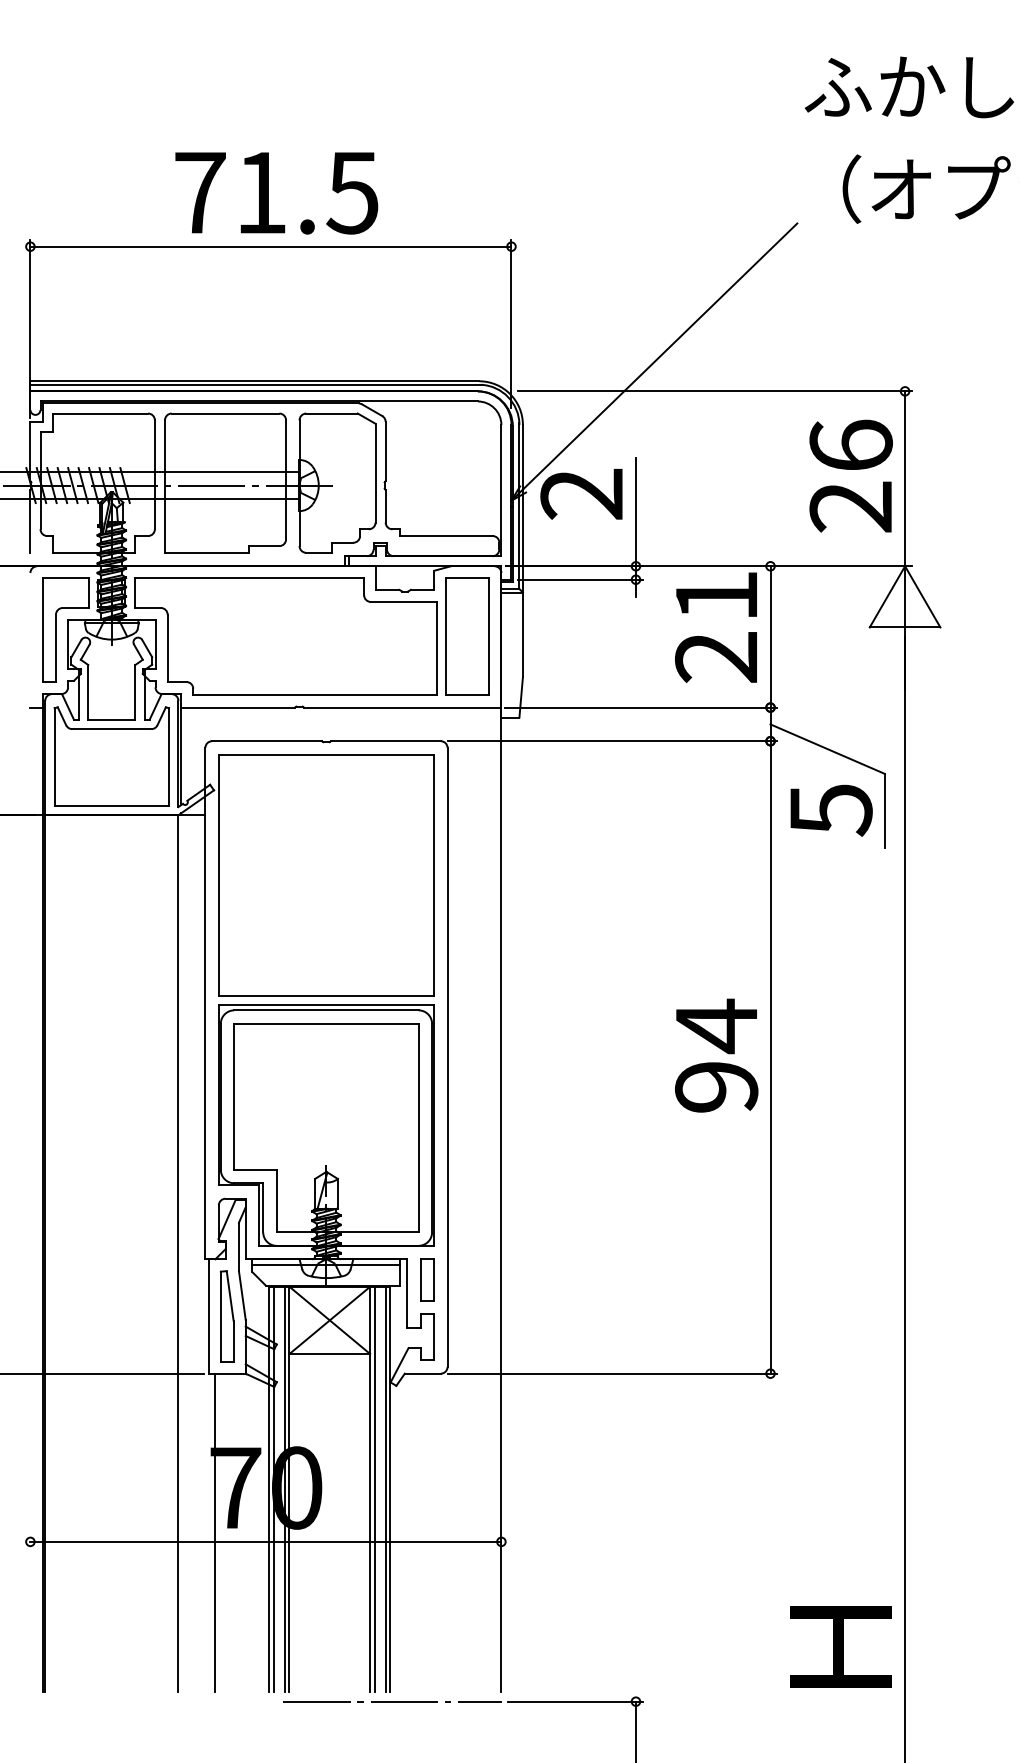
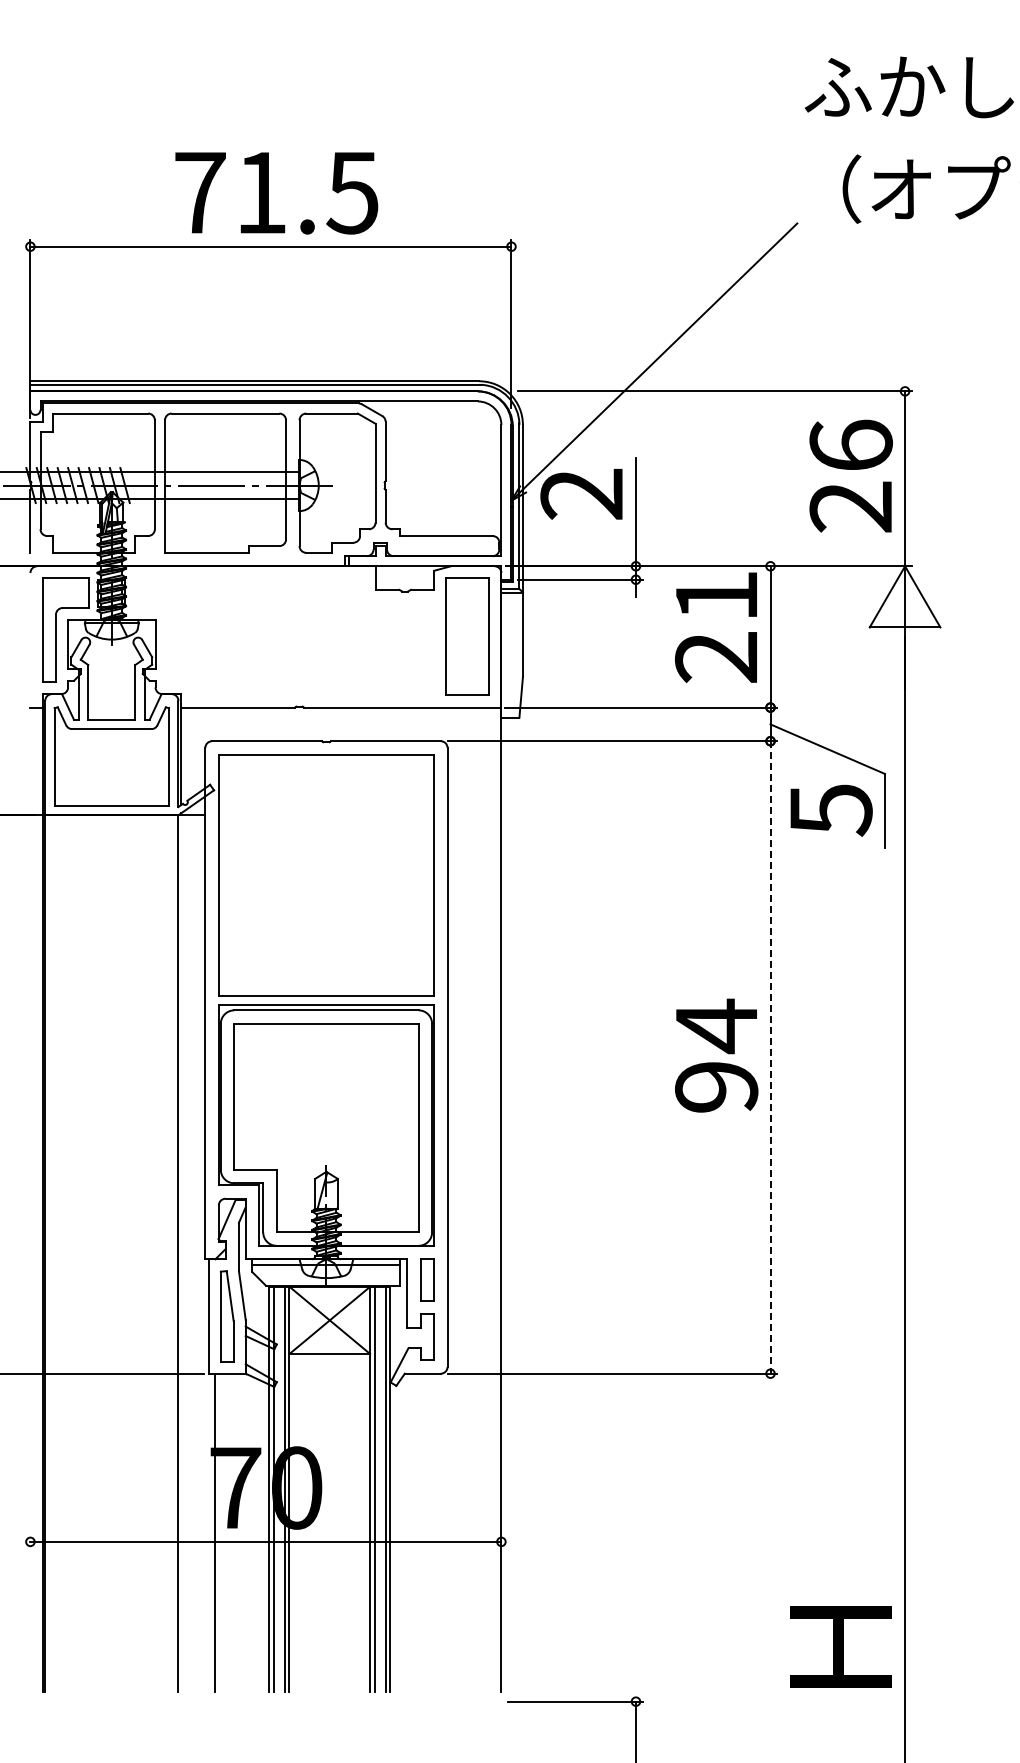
part: present -> none (285, 636)
line: solid -> dashed (770, 1057)
line: present -> none (392, 1701)
